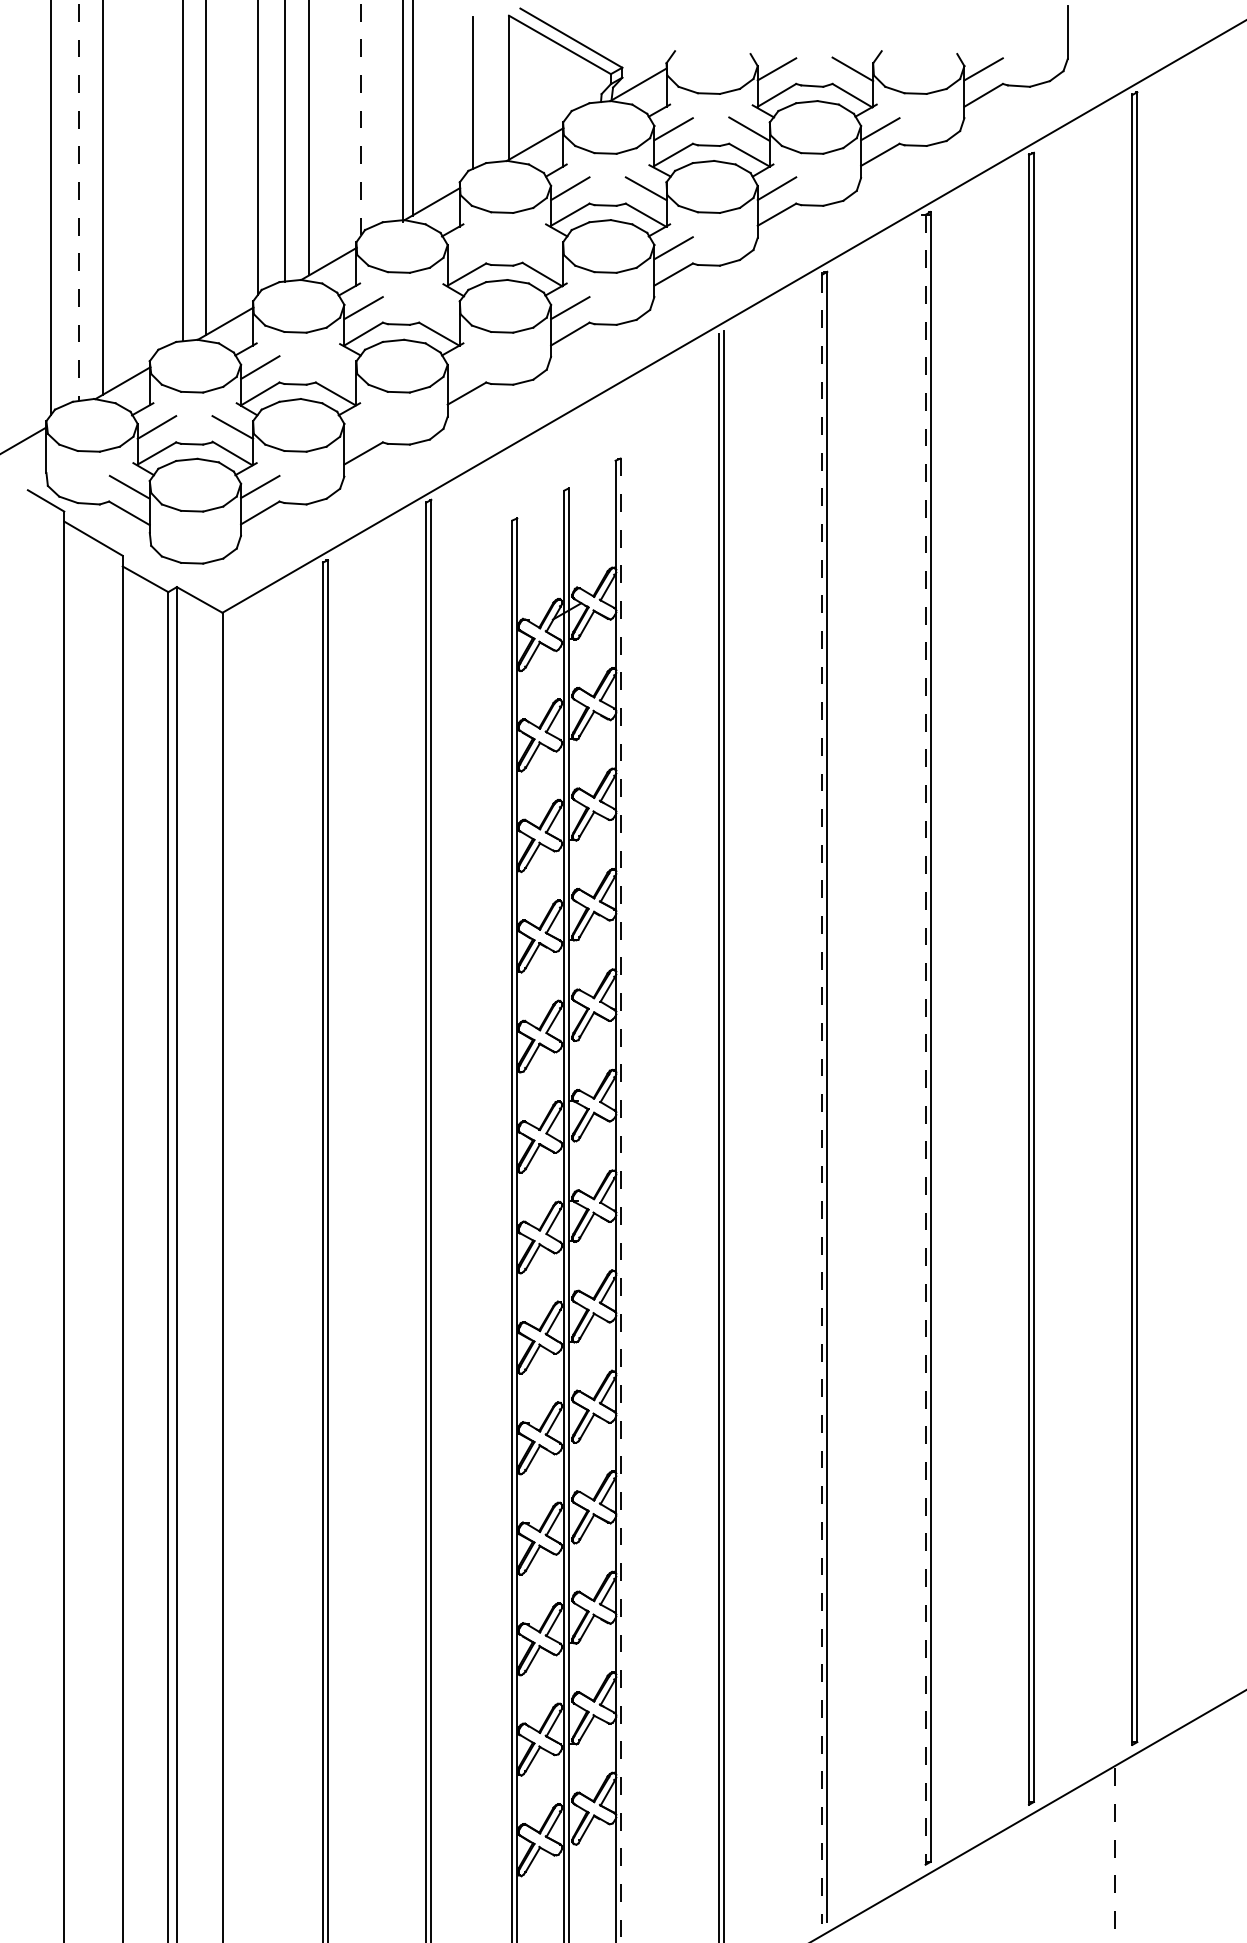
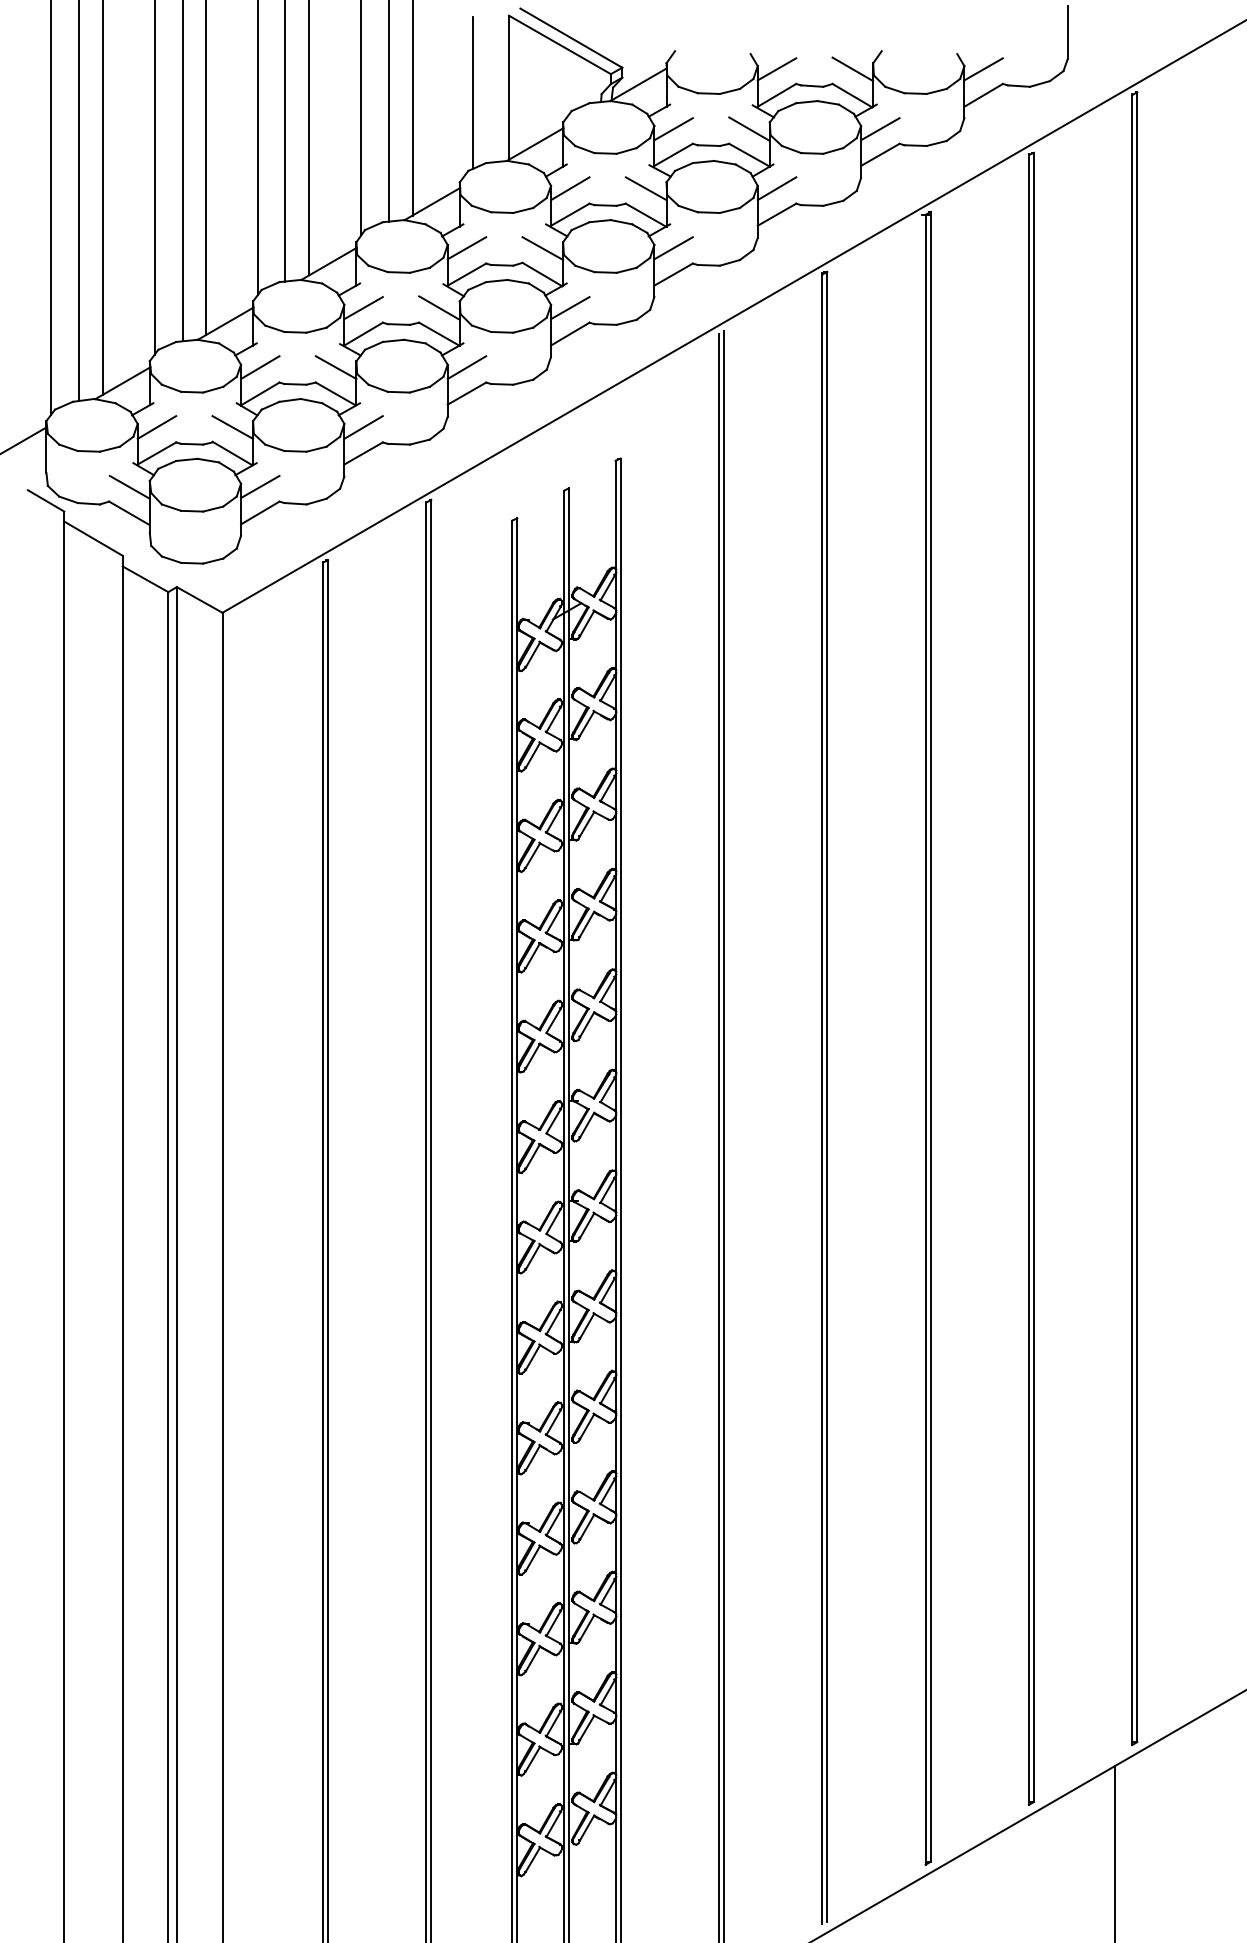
line position: (402, 111) -> (388, 111) (388, 111)
line: dashed -> solid (361, 117)
line: none -> present (154, 178)
line: dashed -> solid (79, 201)
line: none -> present (466, 248)
line: none -> present (542, 248)
line: none -> present (439, 307)
line: none -> present (335, 367)
line: none -> present (466, 367)
line: none -> present (363, 427)
line: dashed -> solid (925, 1039)
line: dashed -> solid (822, 1099)
line: dashed -> solid (620, 1200)
line: dashed -> solid (1115, 1853)
